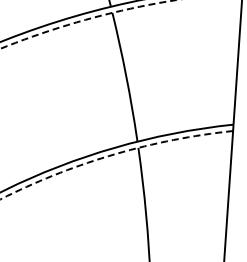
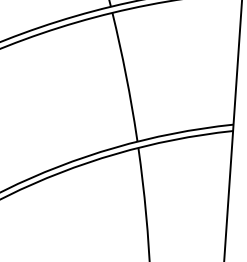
arc: dashed -> solid (86, 19)
arc: dashed -> solid (113, 154)
